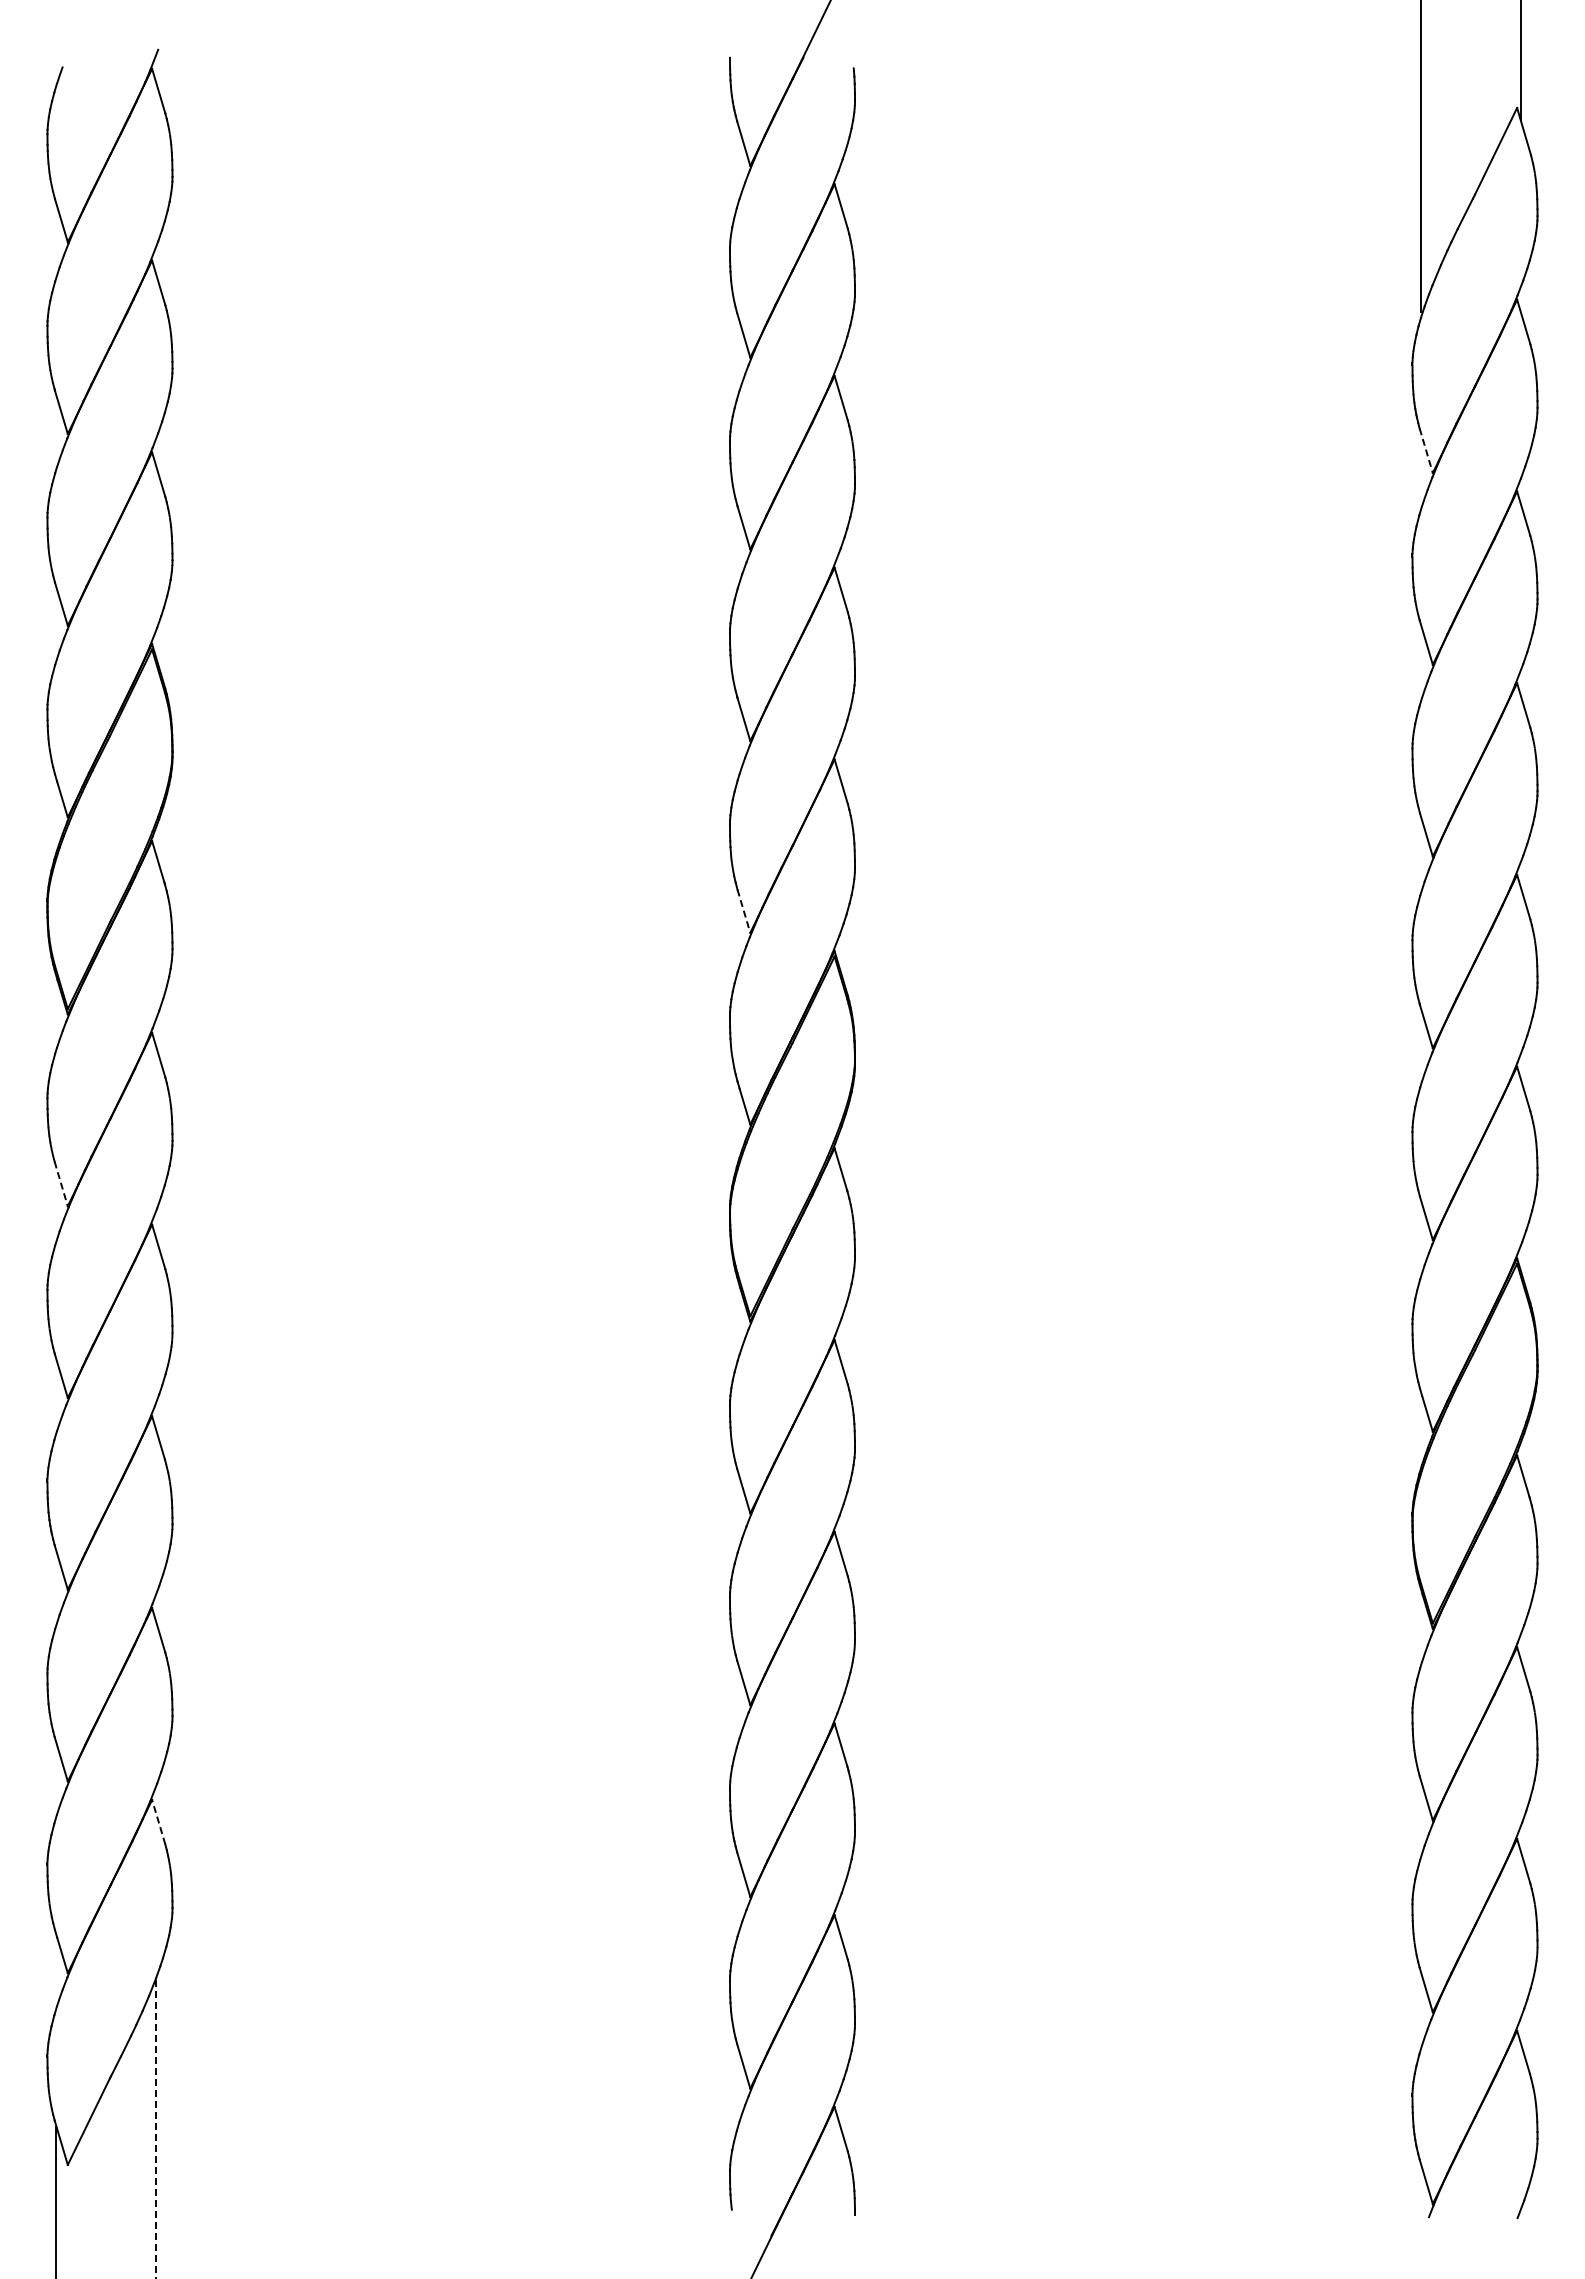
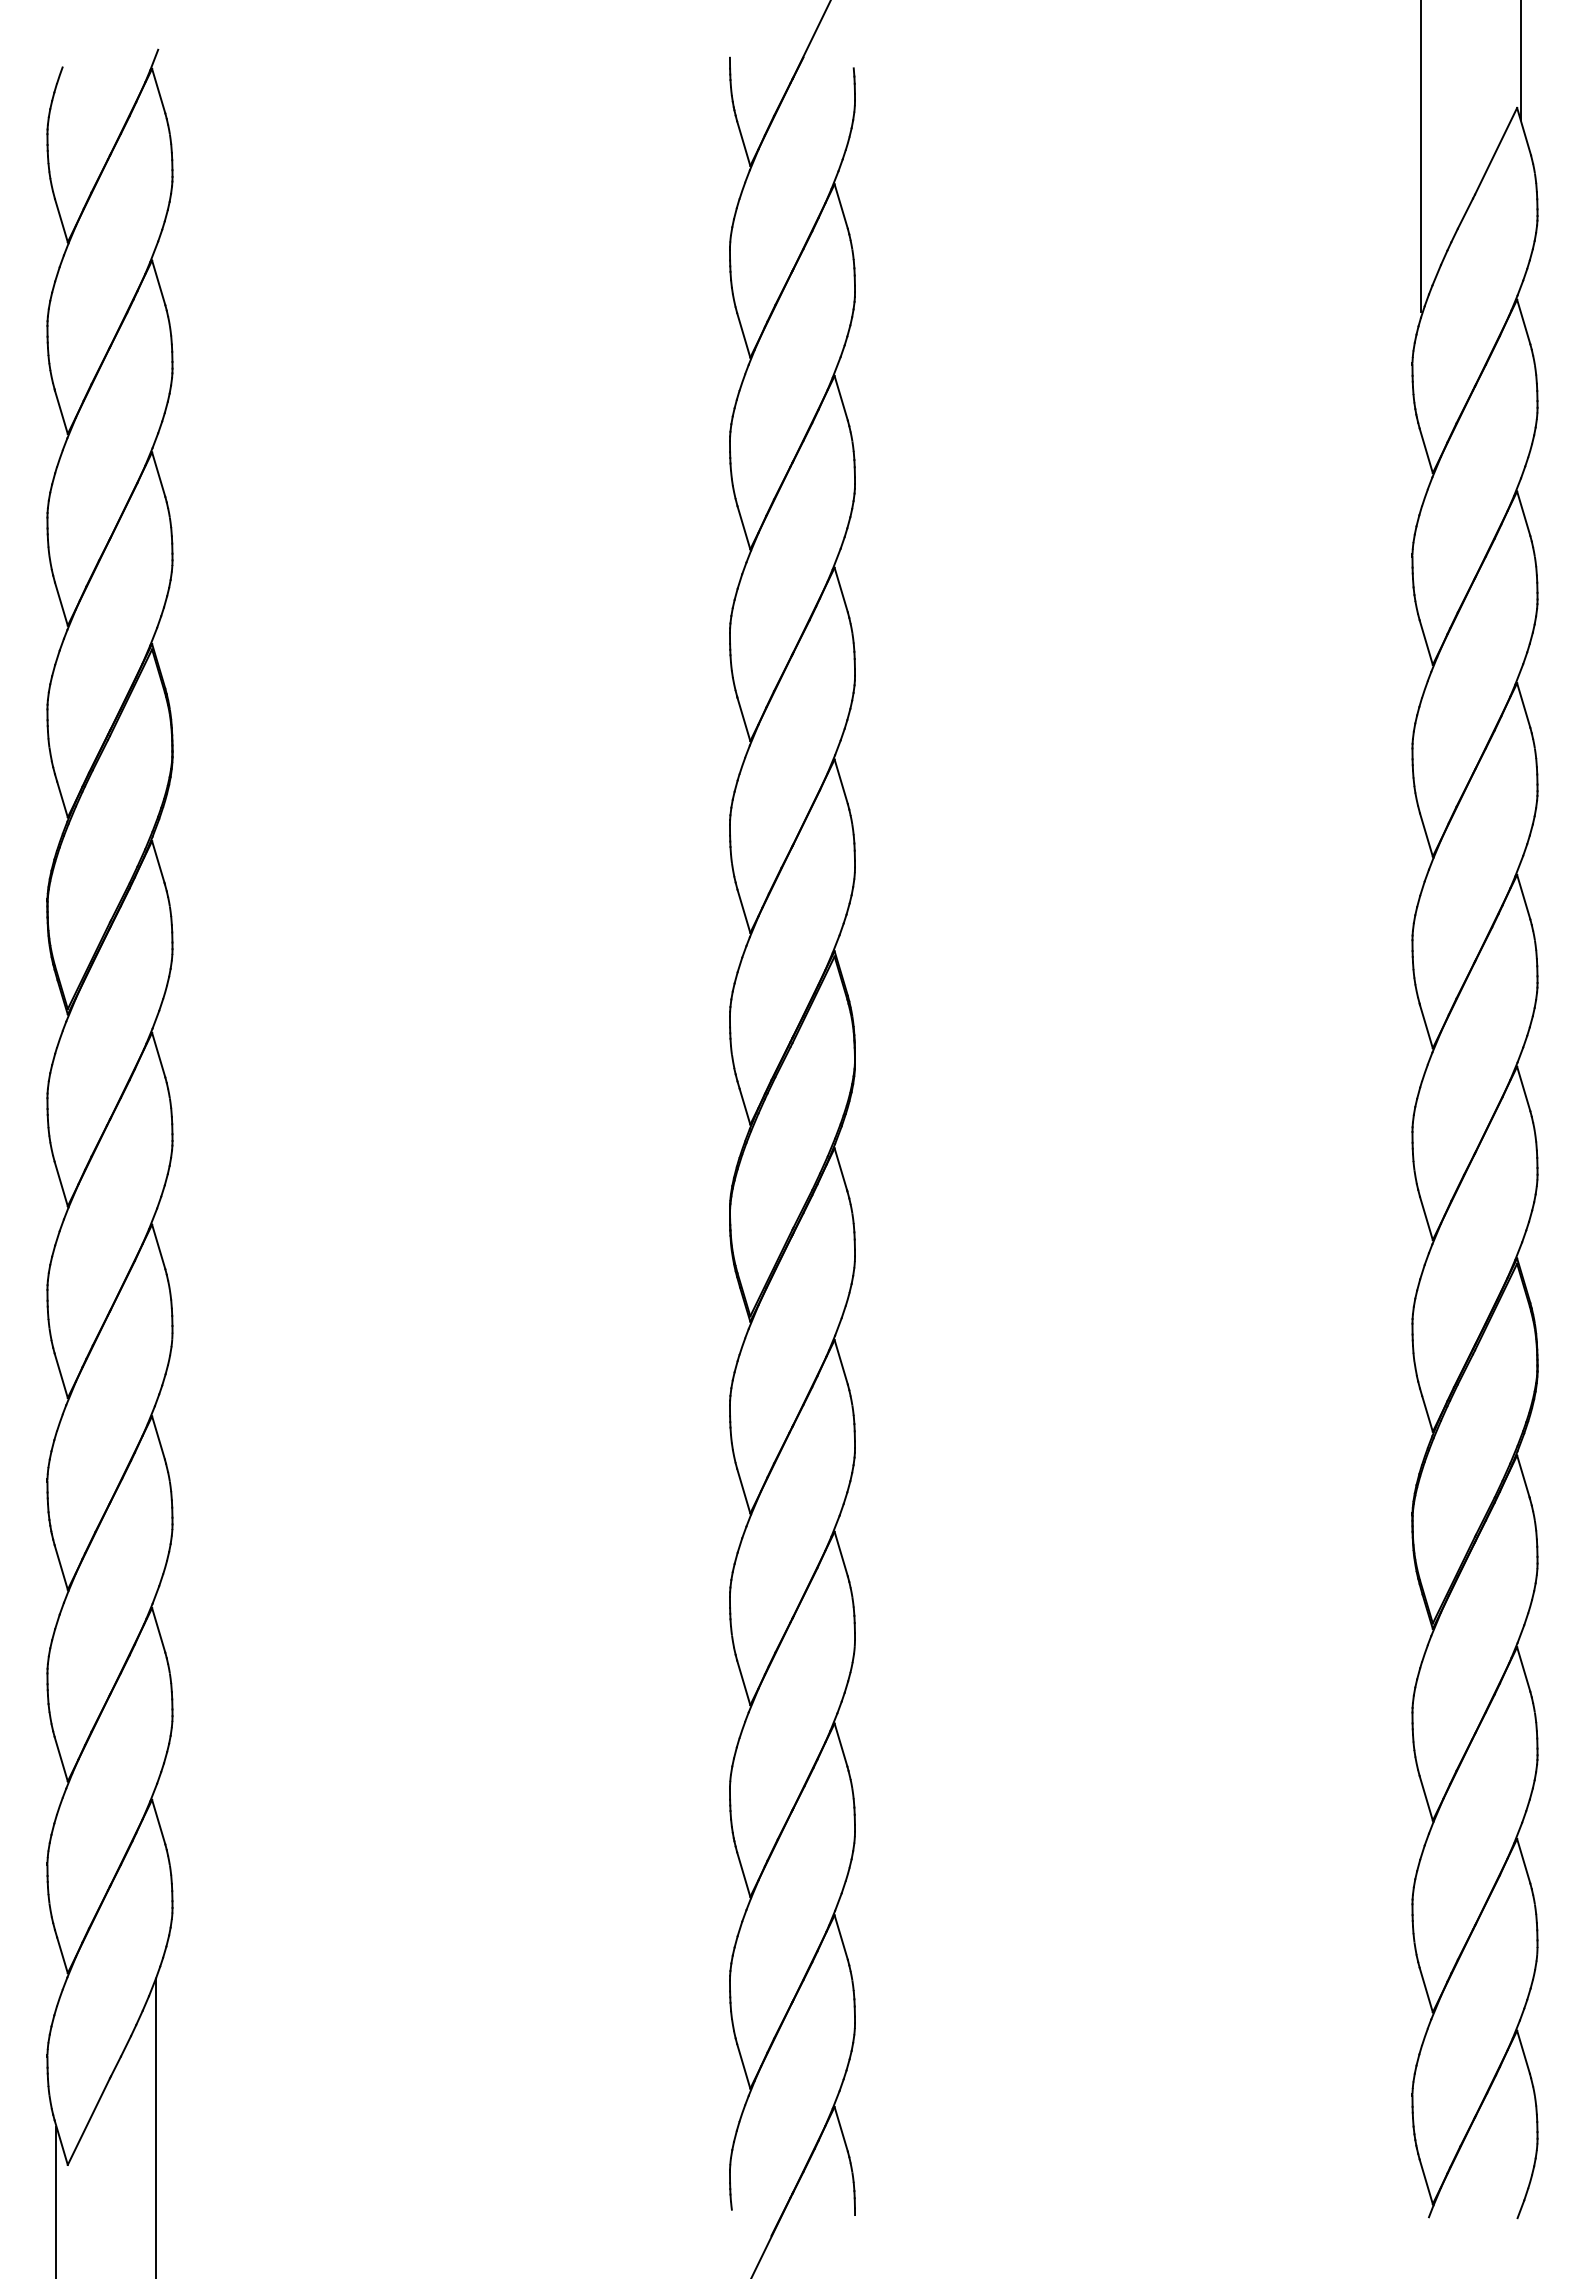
line: dashed -> solid (1426, 451)
line: dashed -> solid (743, 911)
line: dashed -> solid (61, 1184)
line: dashed -> solid (158, 1821)
line: dashed -> solid (155, 2128)
